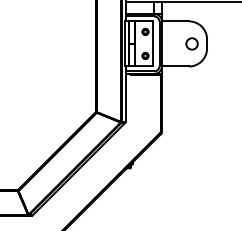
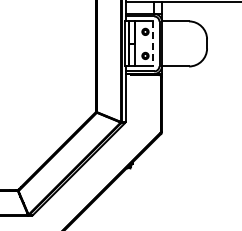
line: solid -> dashed (153, 43)
circle: present -> none (191, 43)
